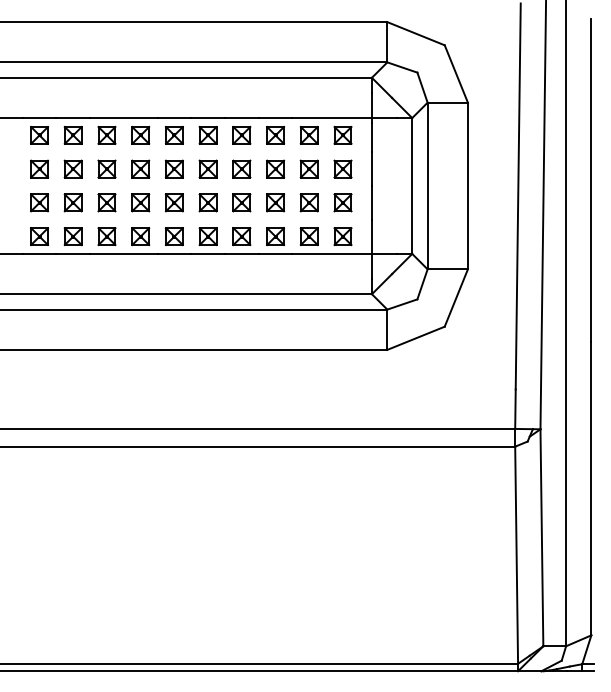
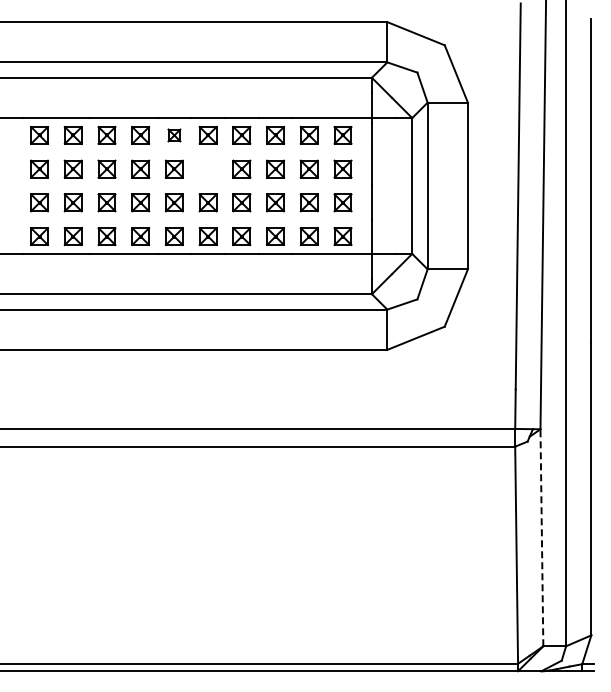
part size: 19x19 px -> 15x15 px (174, 135)
part: present -> none (207, 168)
line: solid -> dashed (541, 537)
